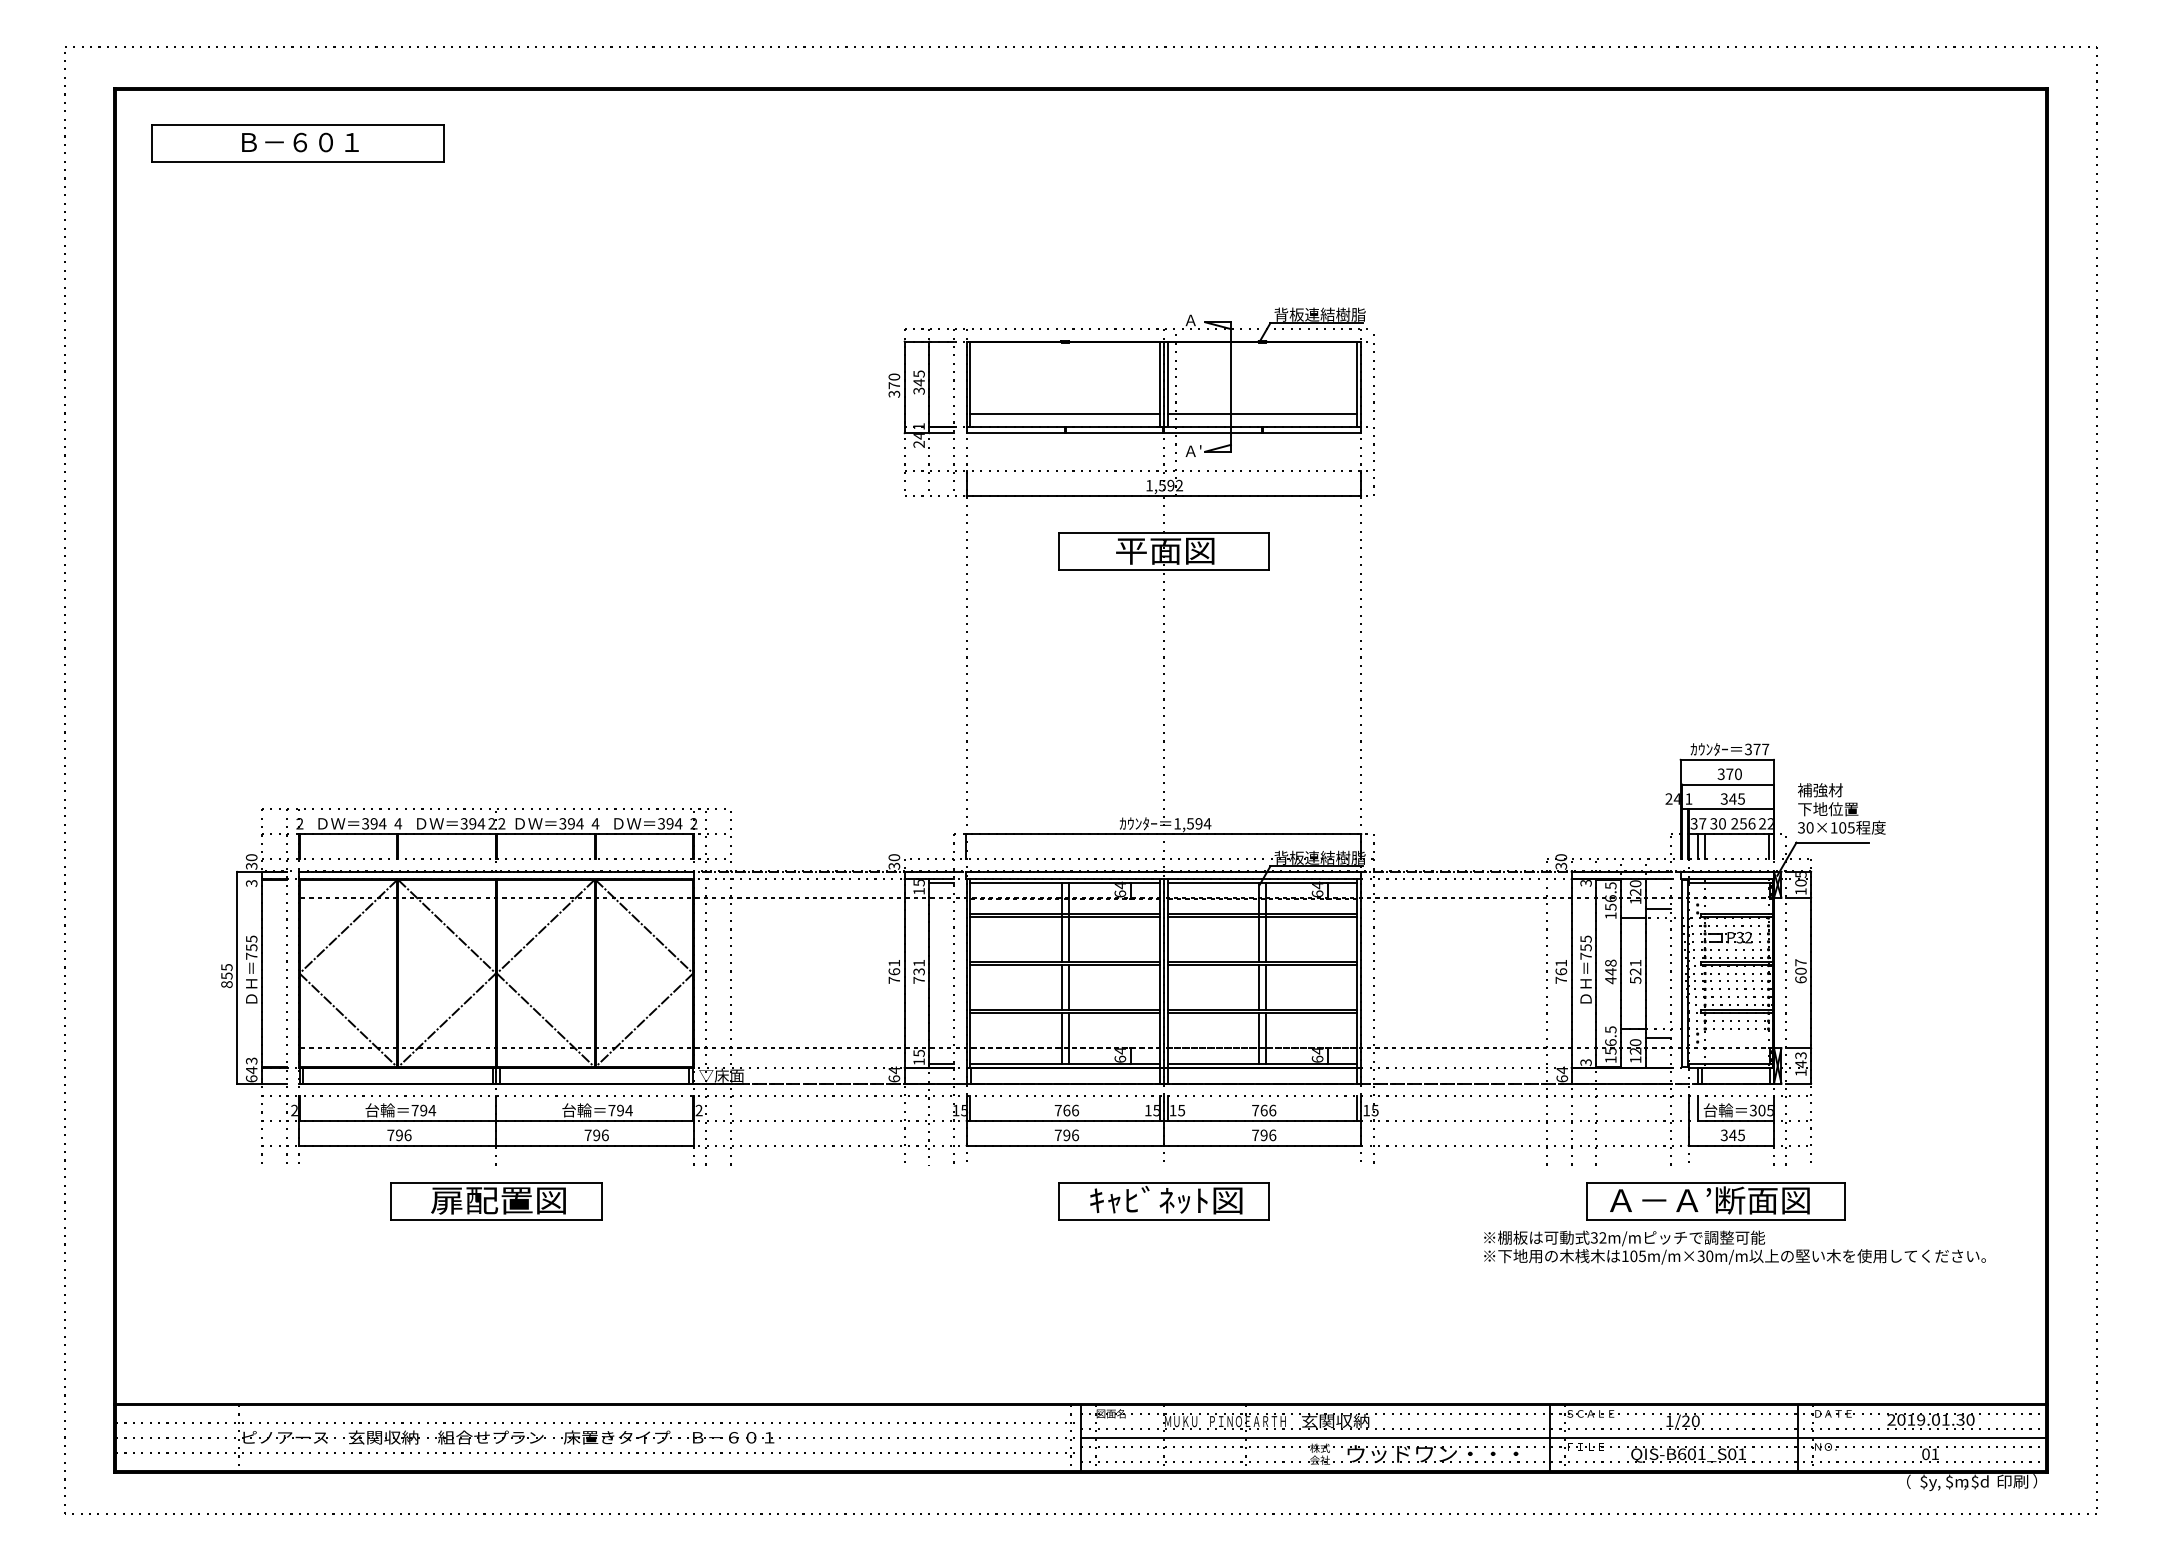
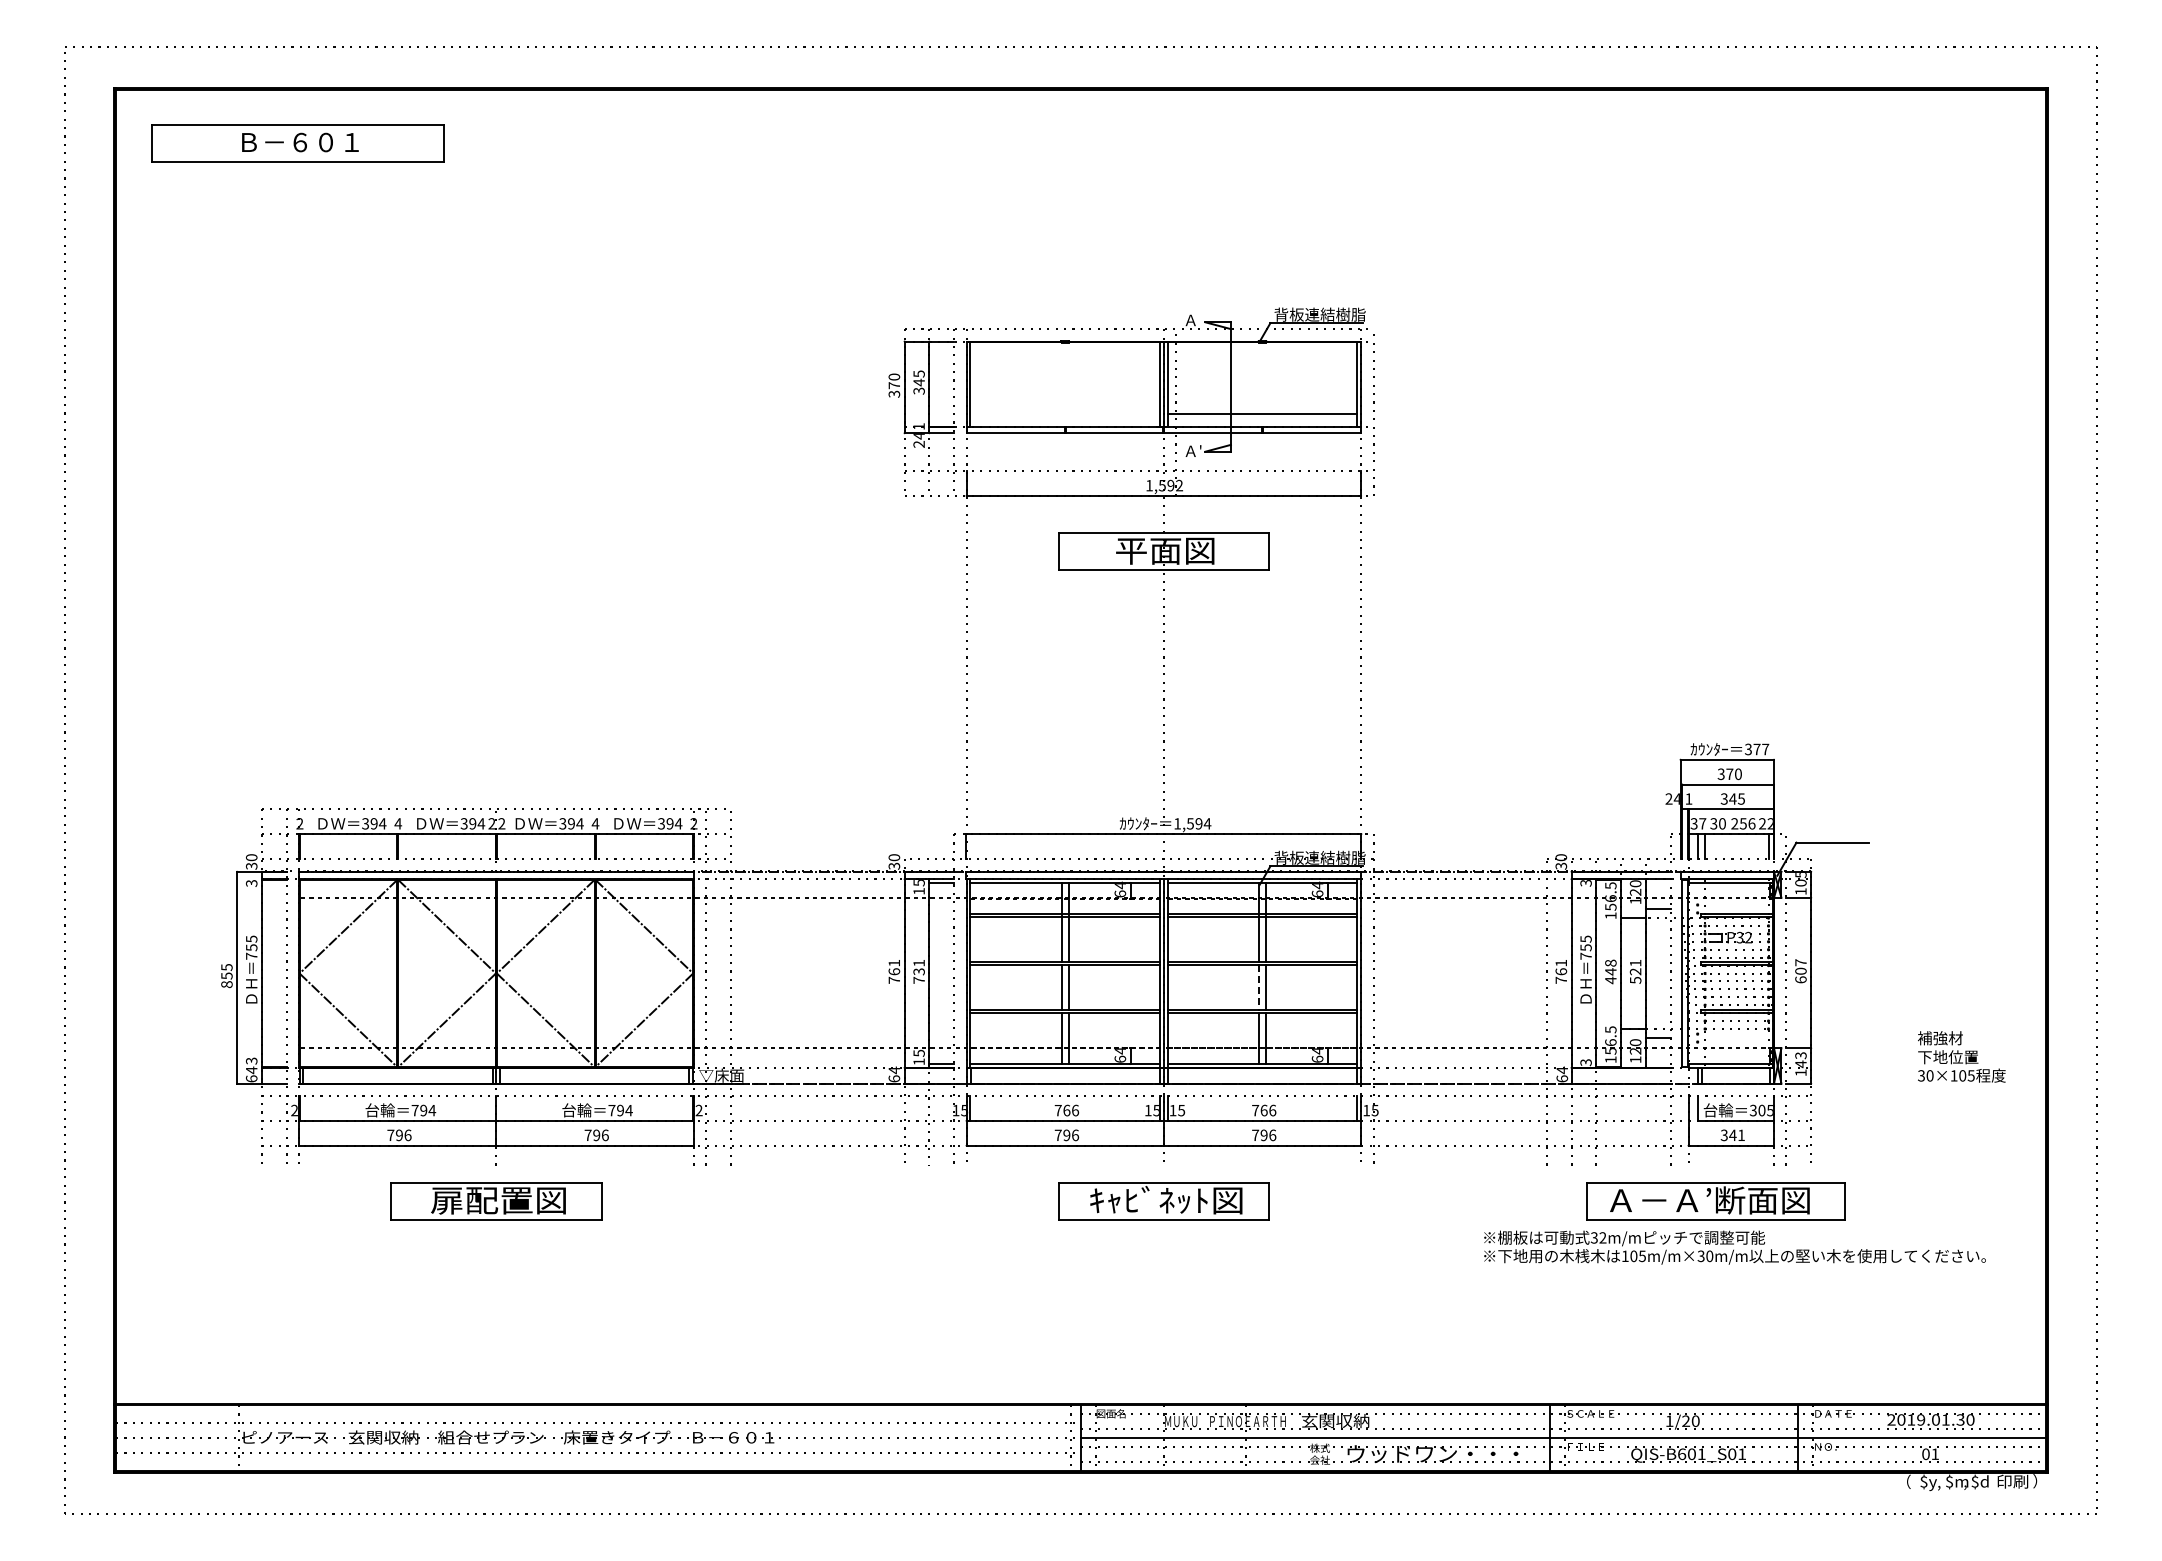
line: present -> none (1065, 414)
text position: (1841, 808) -> (1961, 1056) (1961, 1056)
line: solid -> dashed (1259, 987)
text: 345 -> 341 (1741, 1135)
